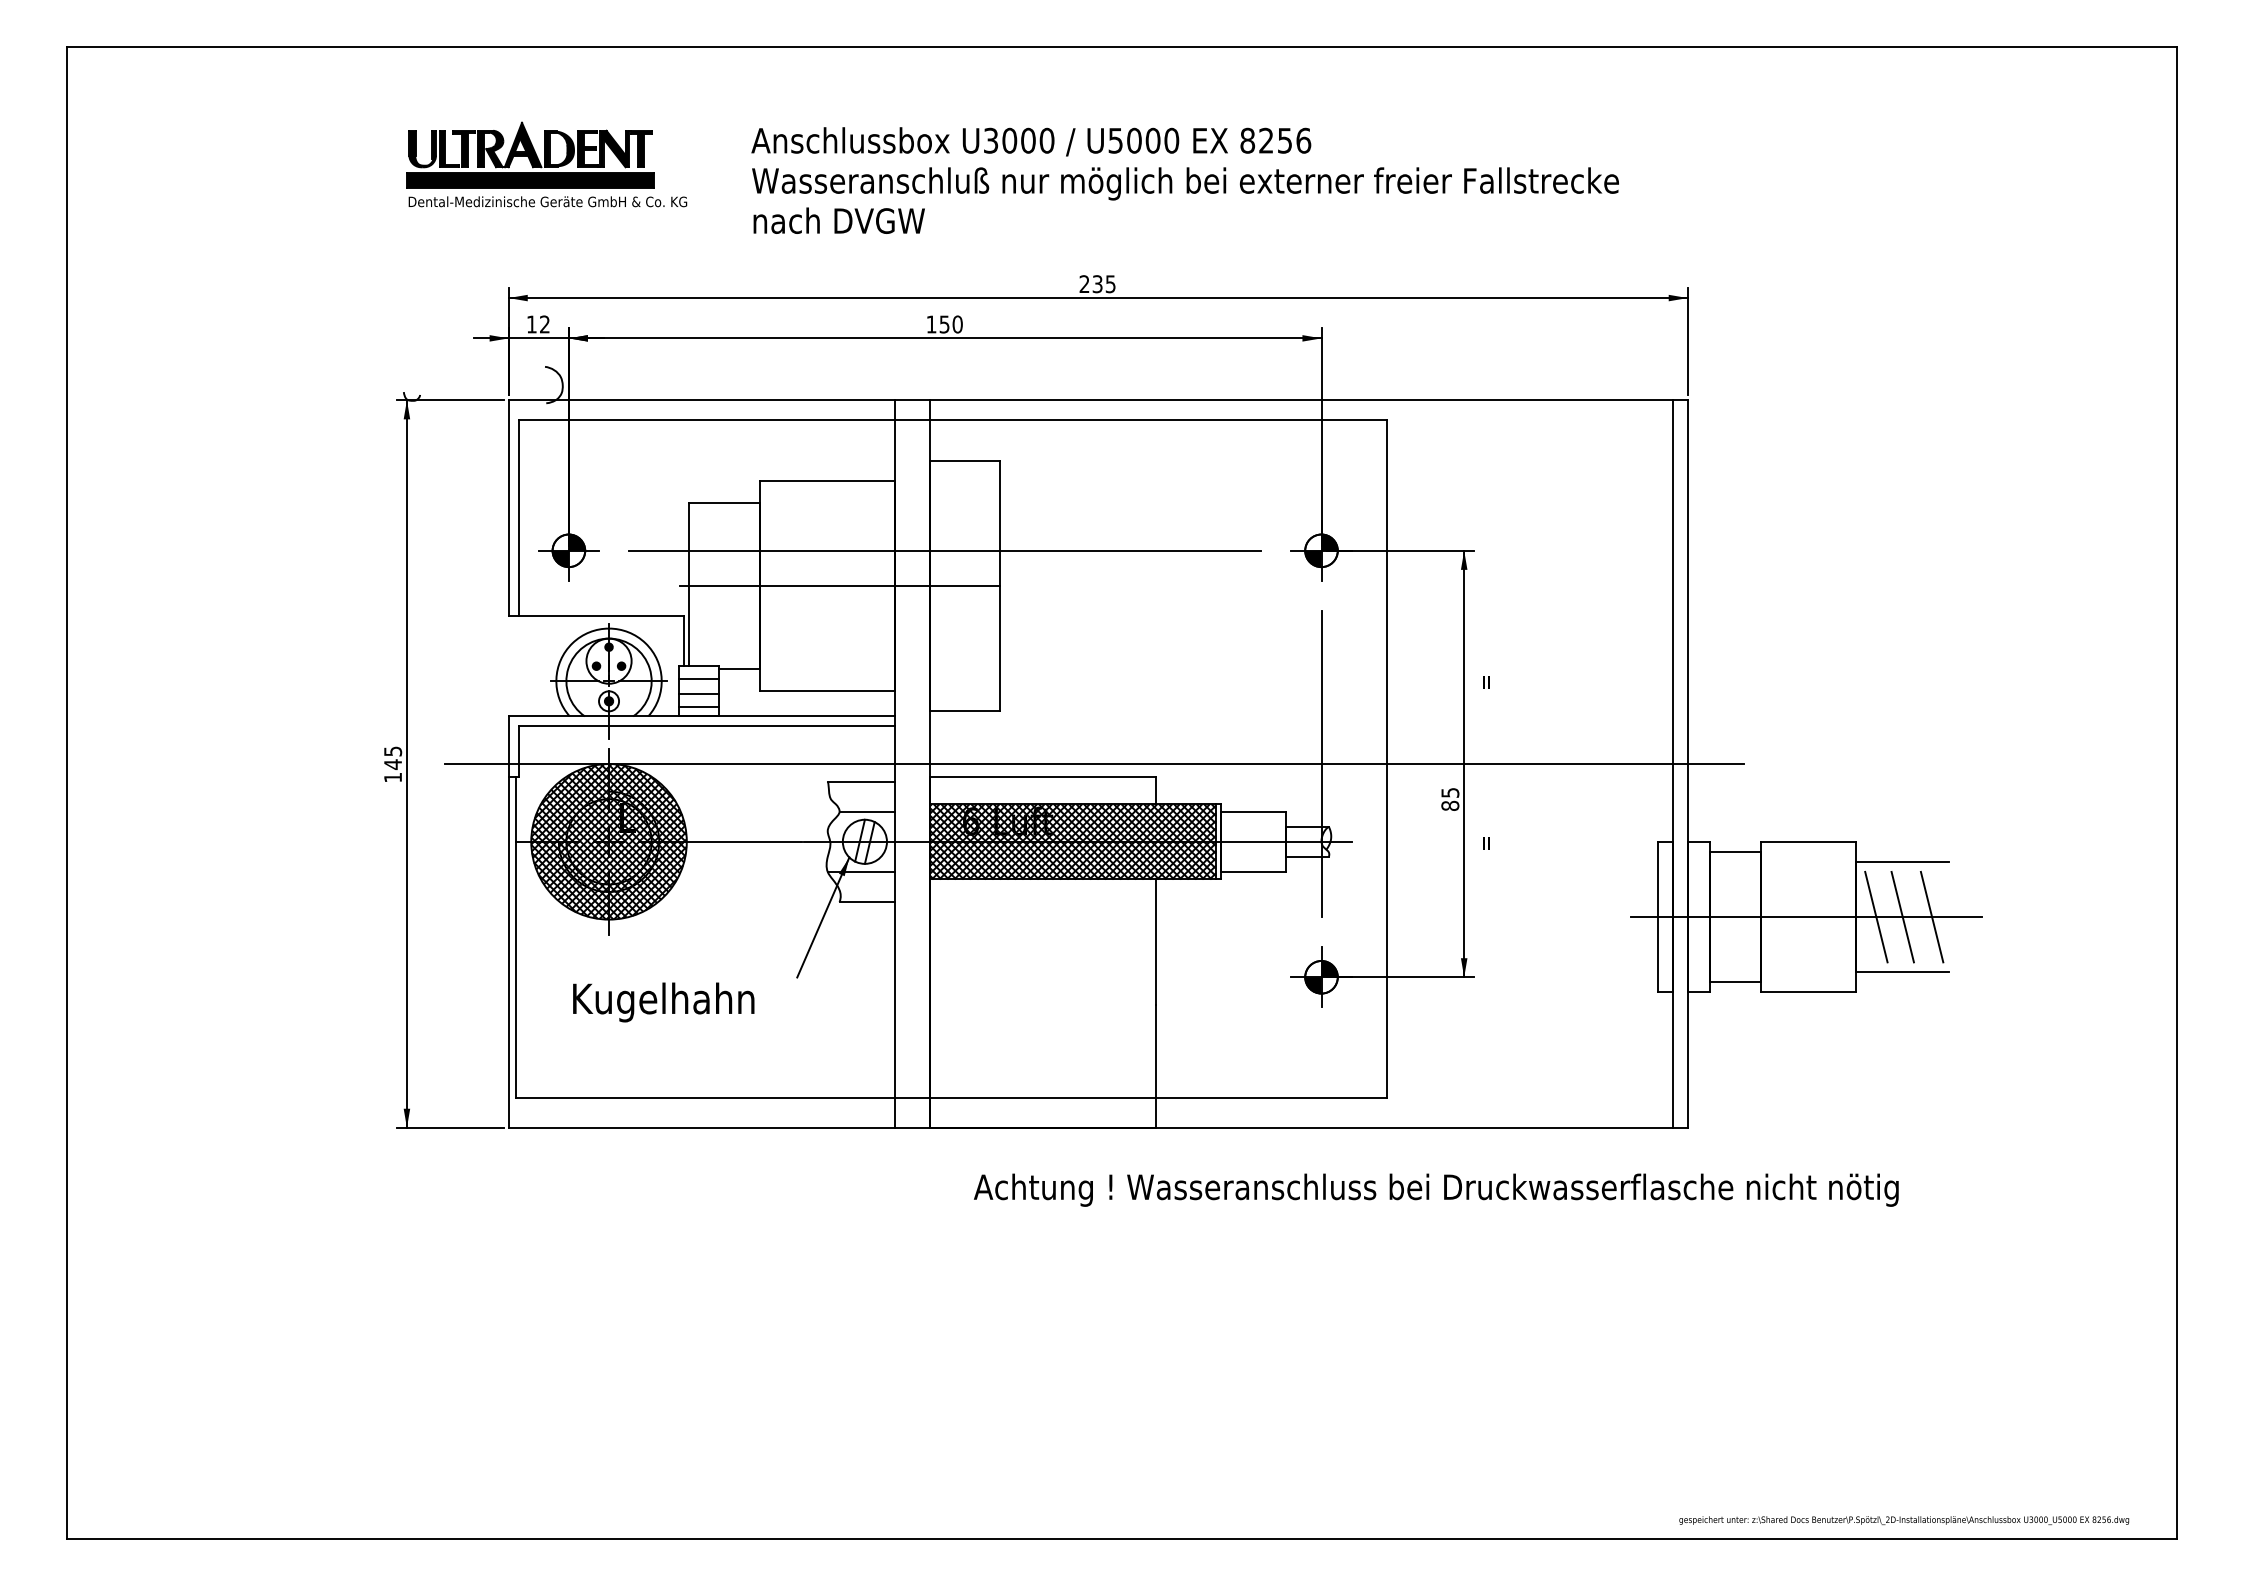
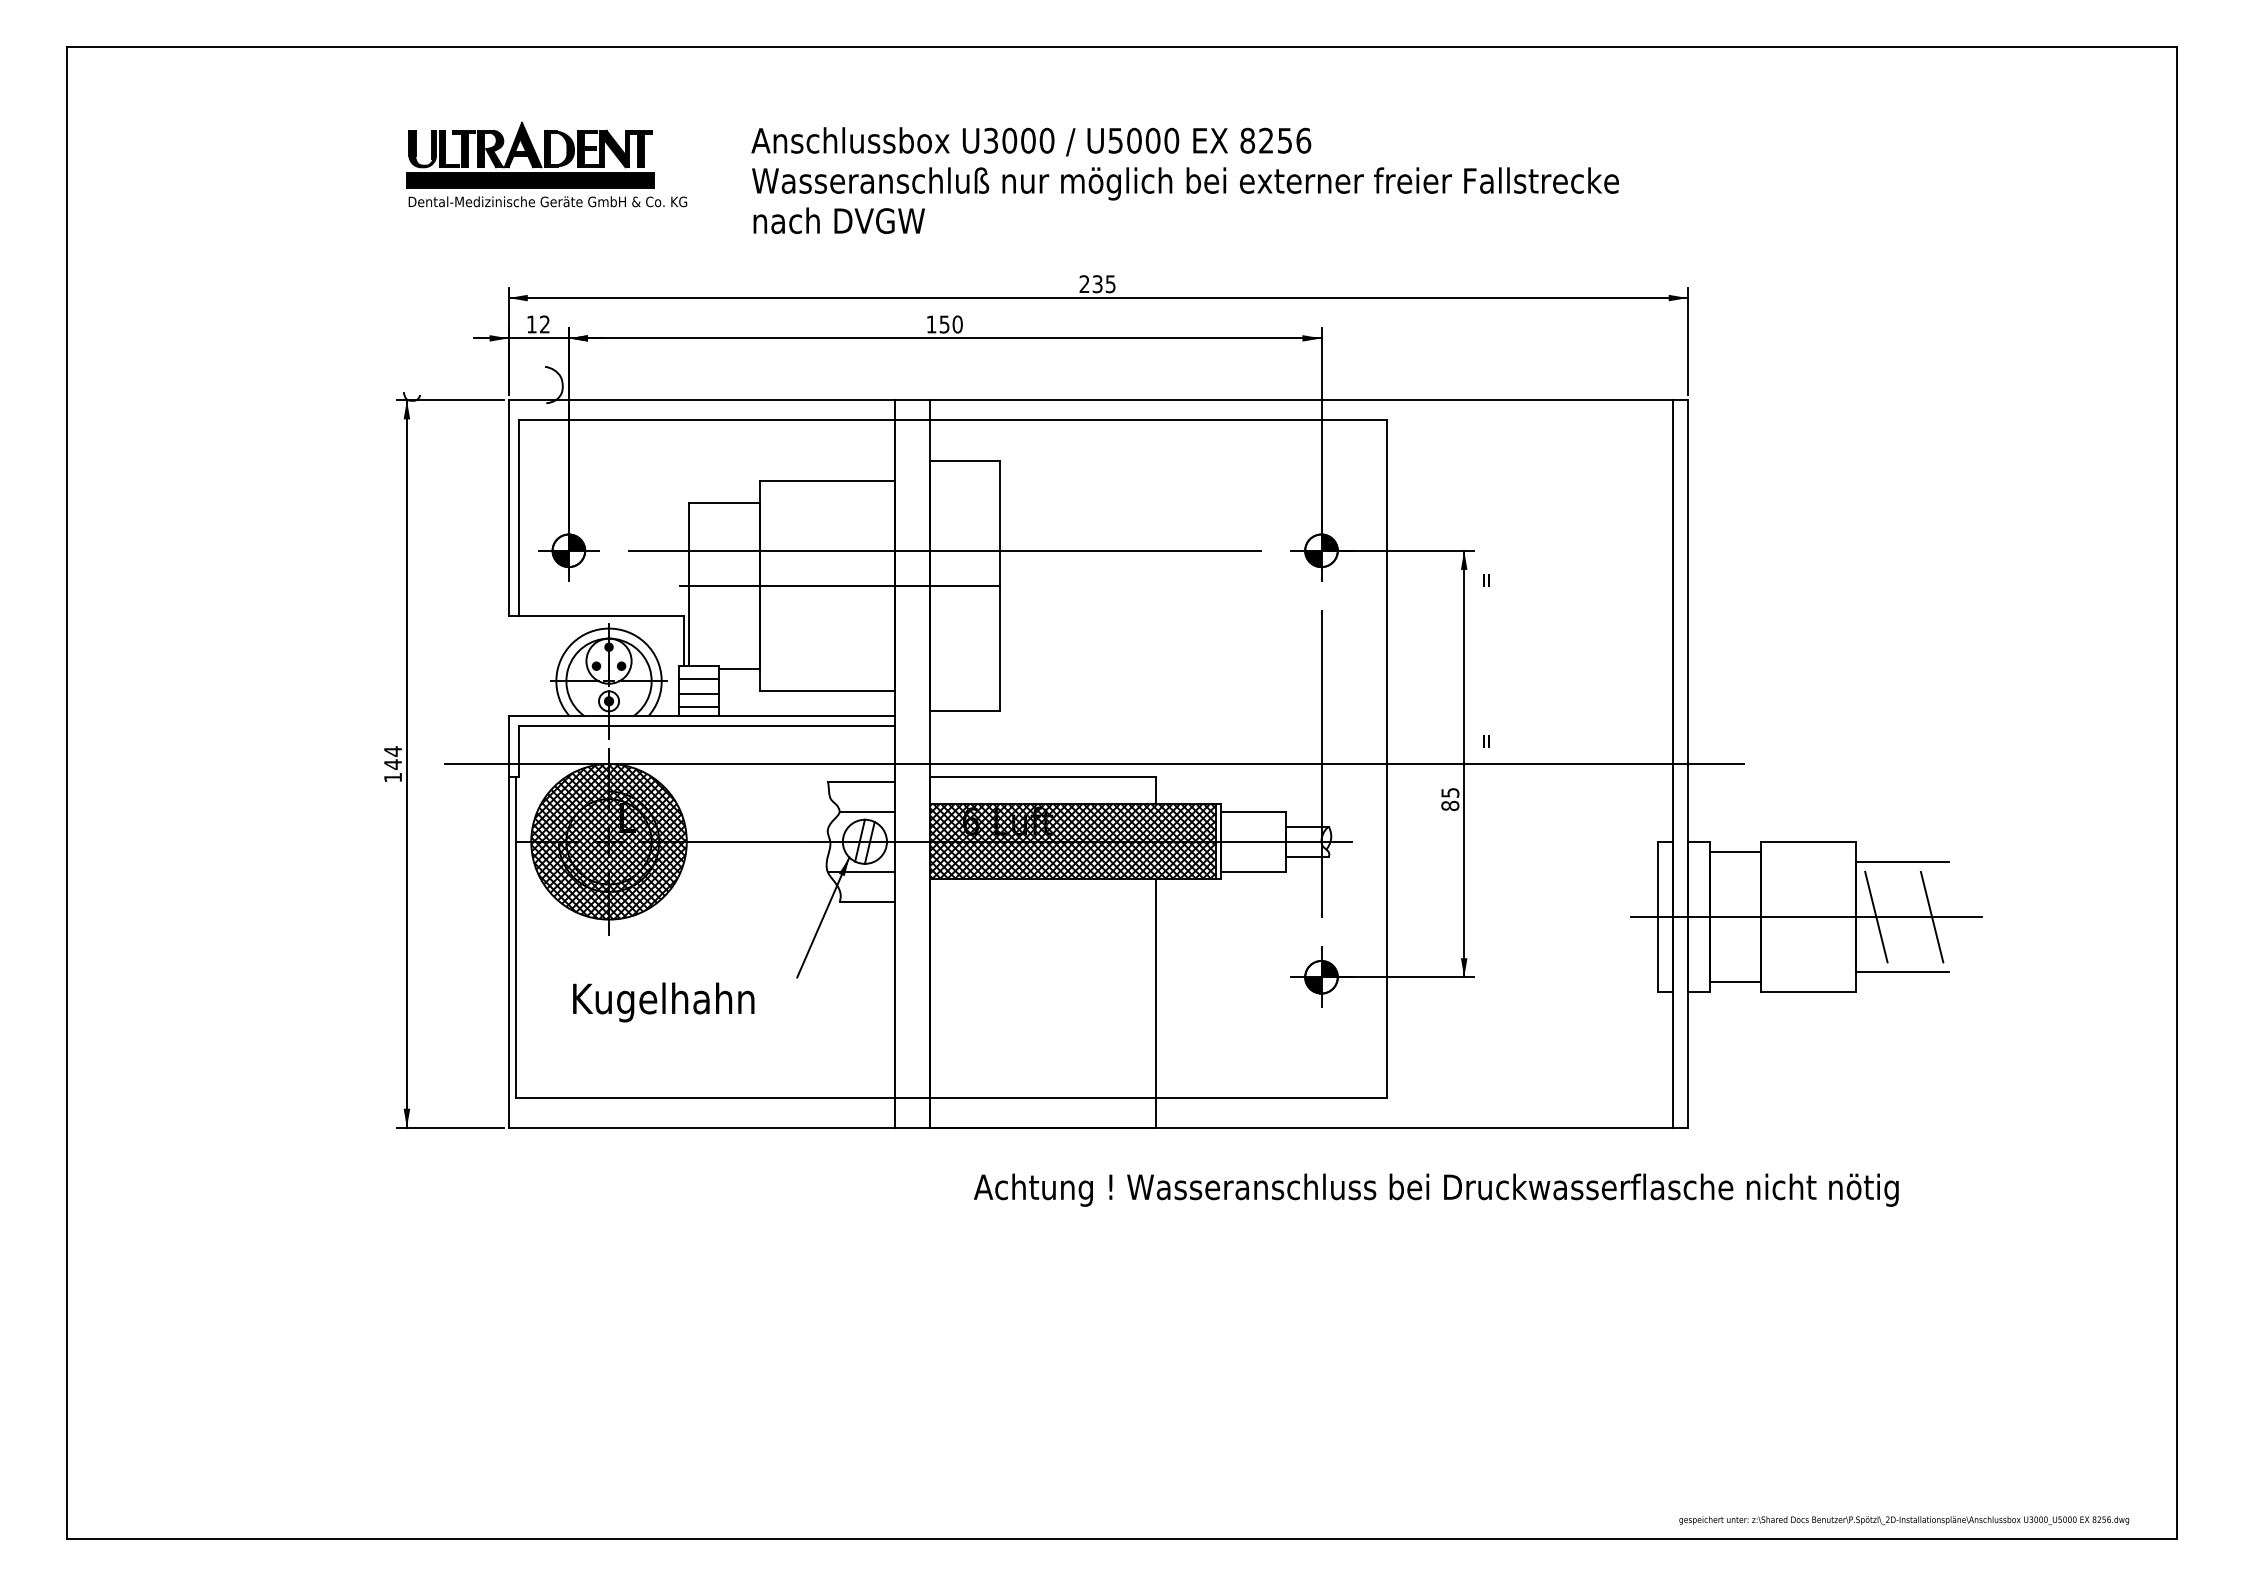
text: 145 -> 144 (393, 751)
text position: (1486, 762) -> (1486, 660) (1486, 660)
line: present -> none (1902, 916)
